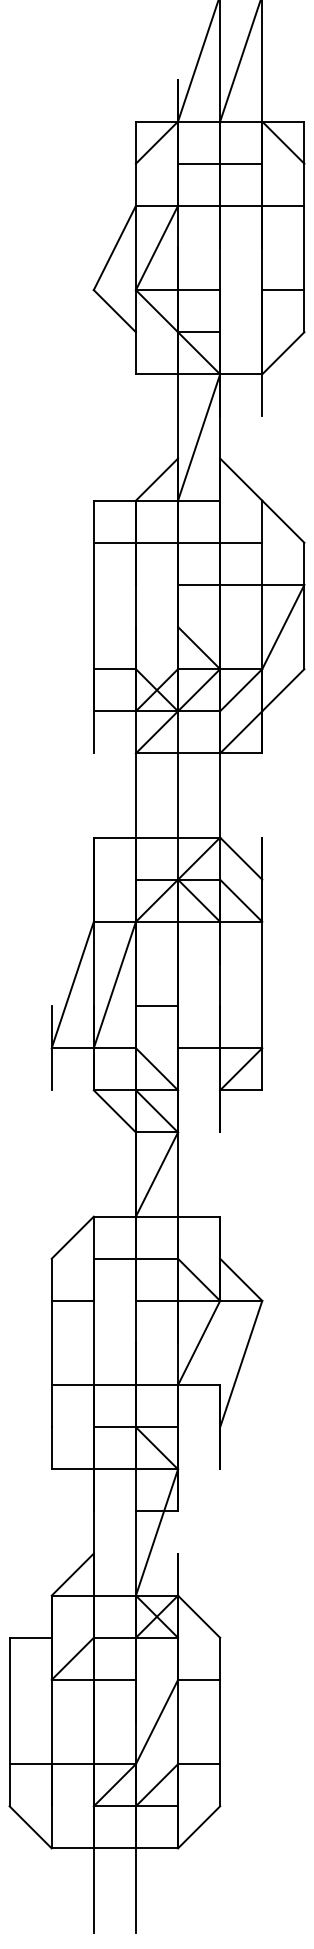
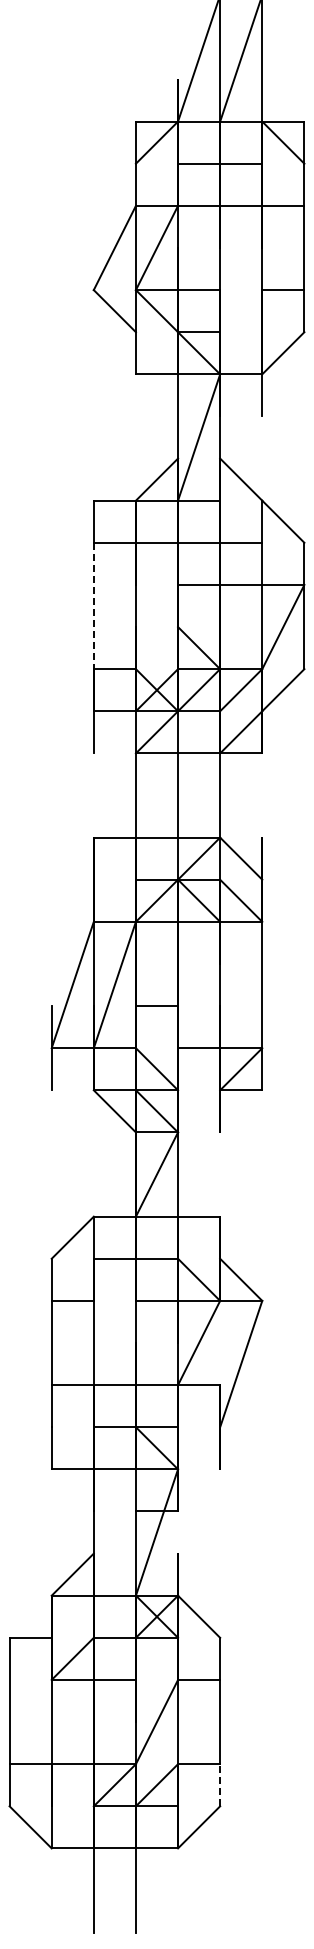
line: solid -> dashed (93, 606)
line: solid -> dashed (220, 1784)
